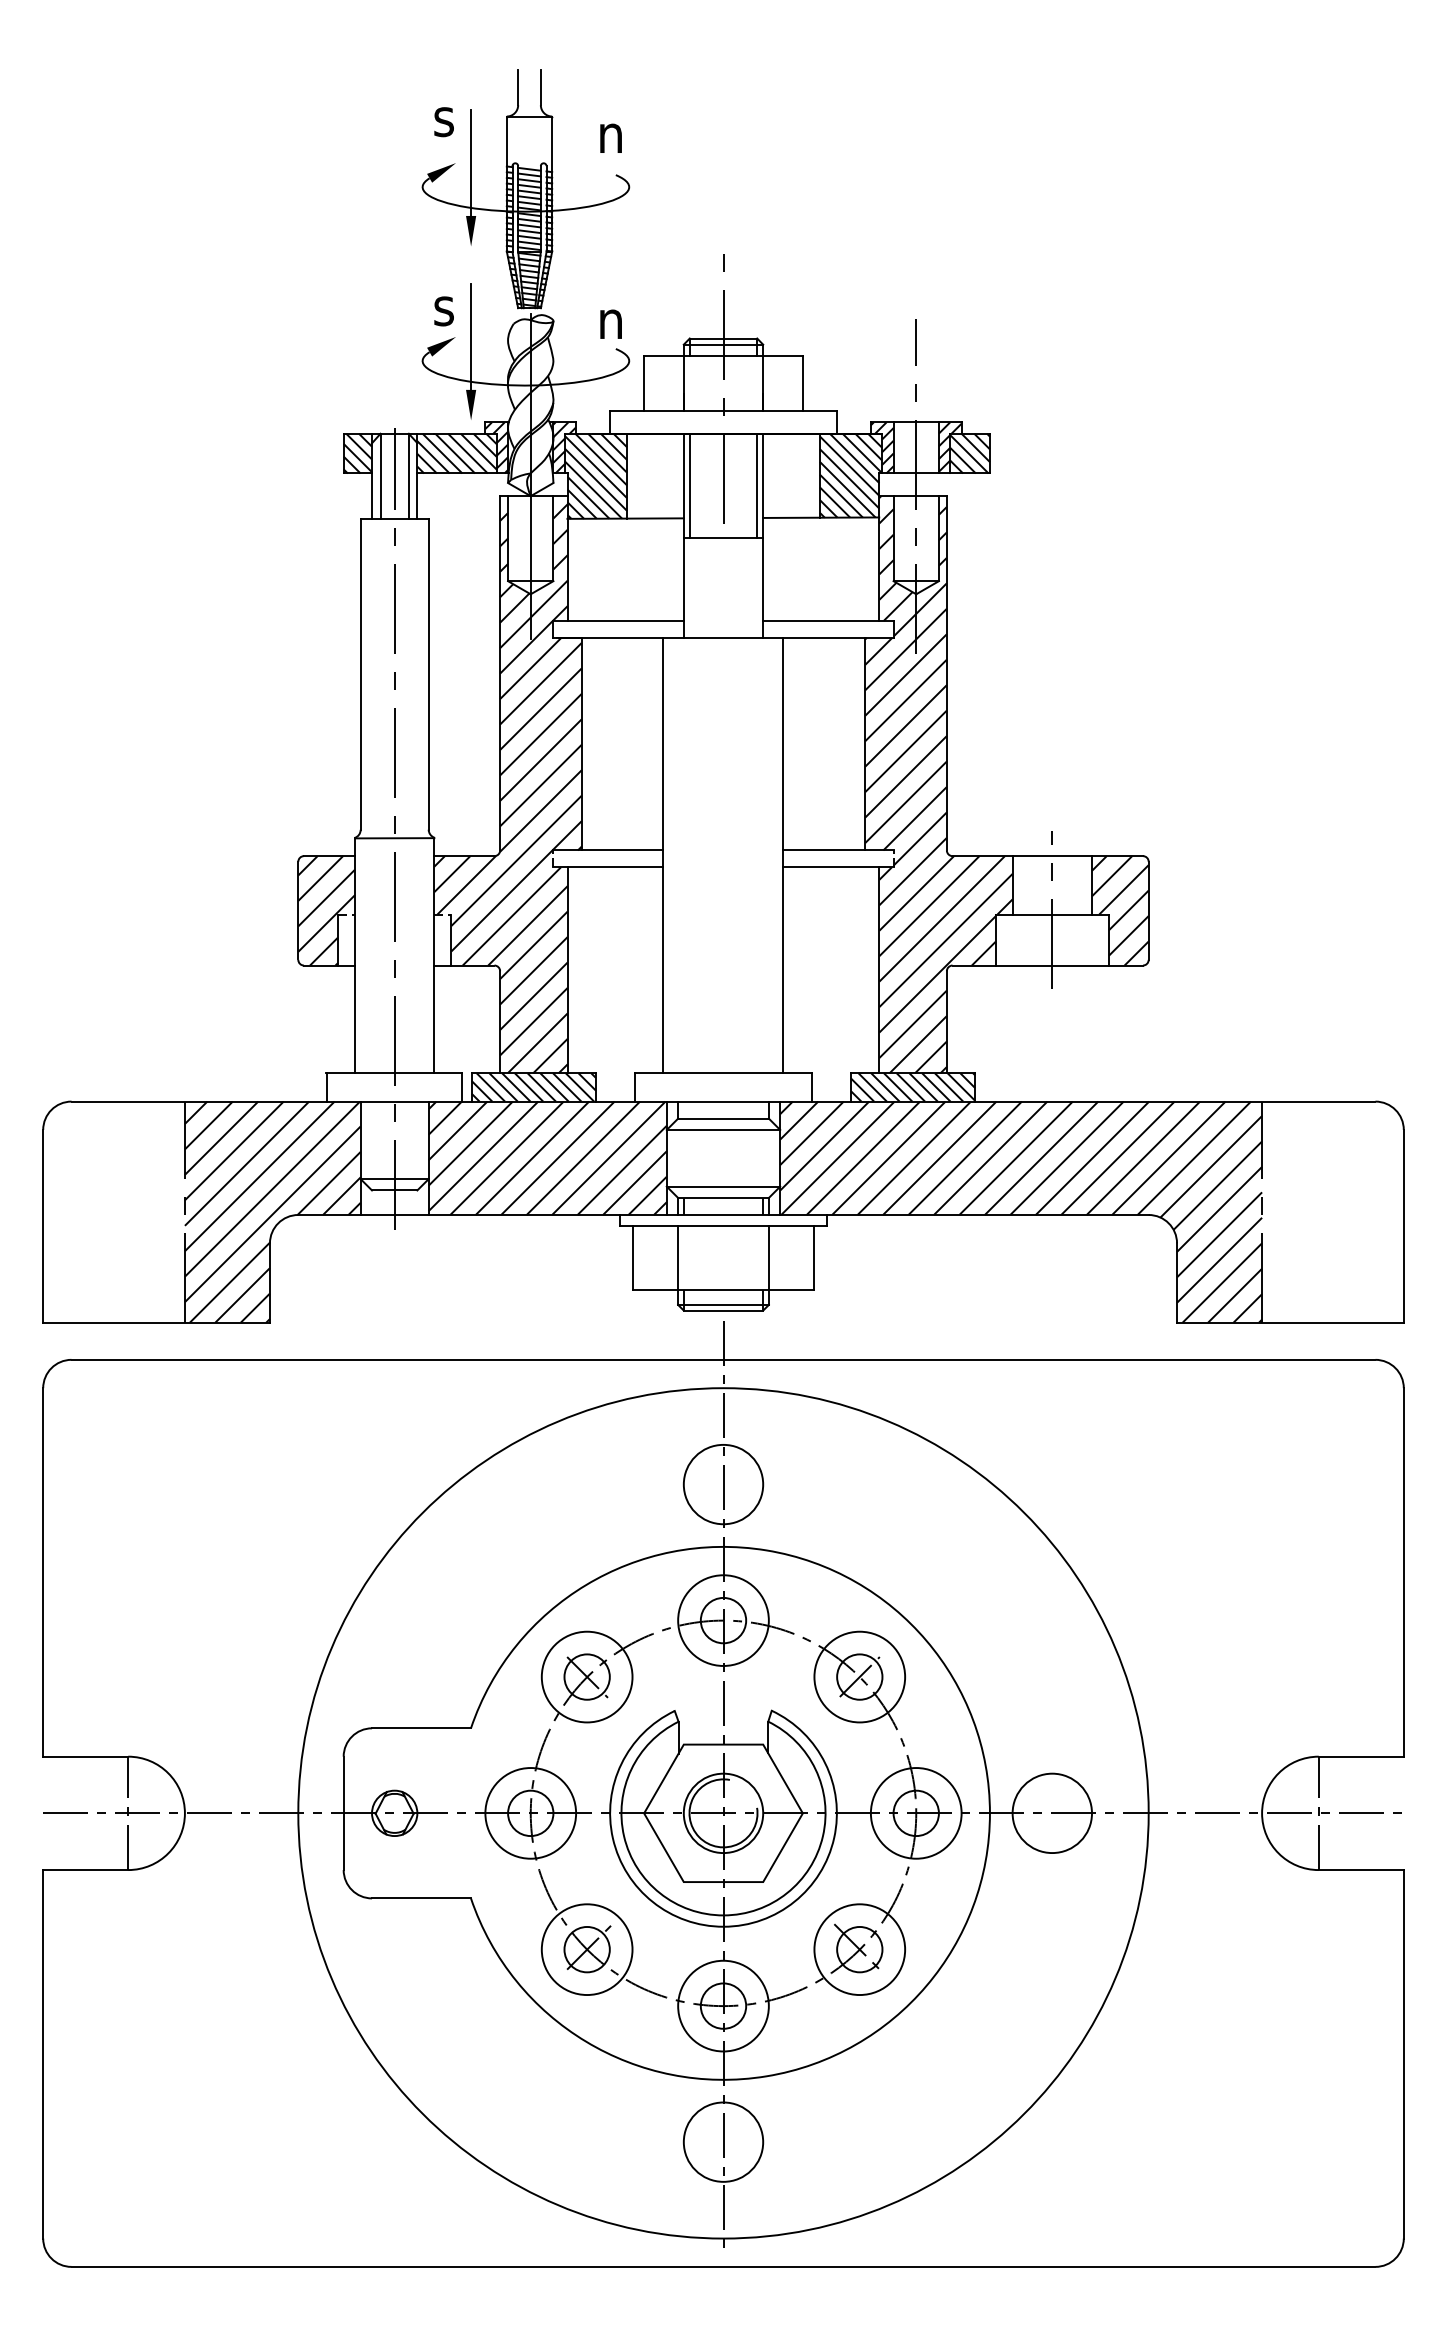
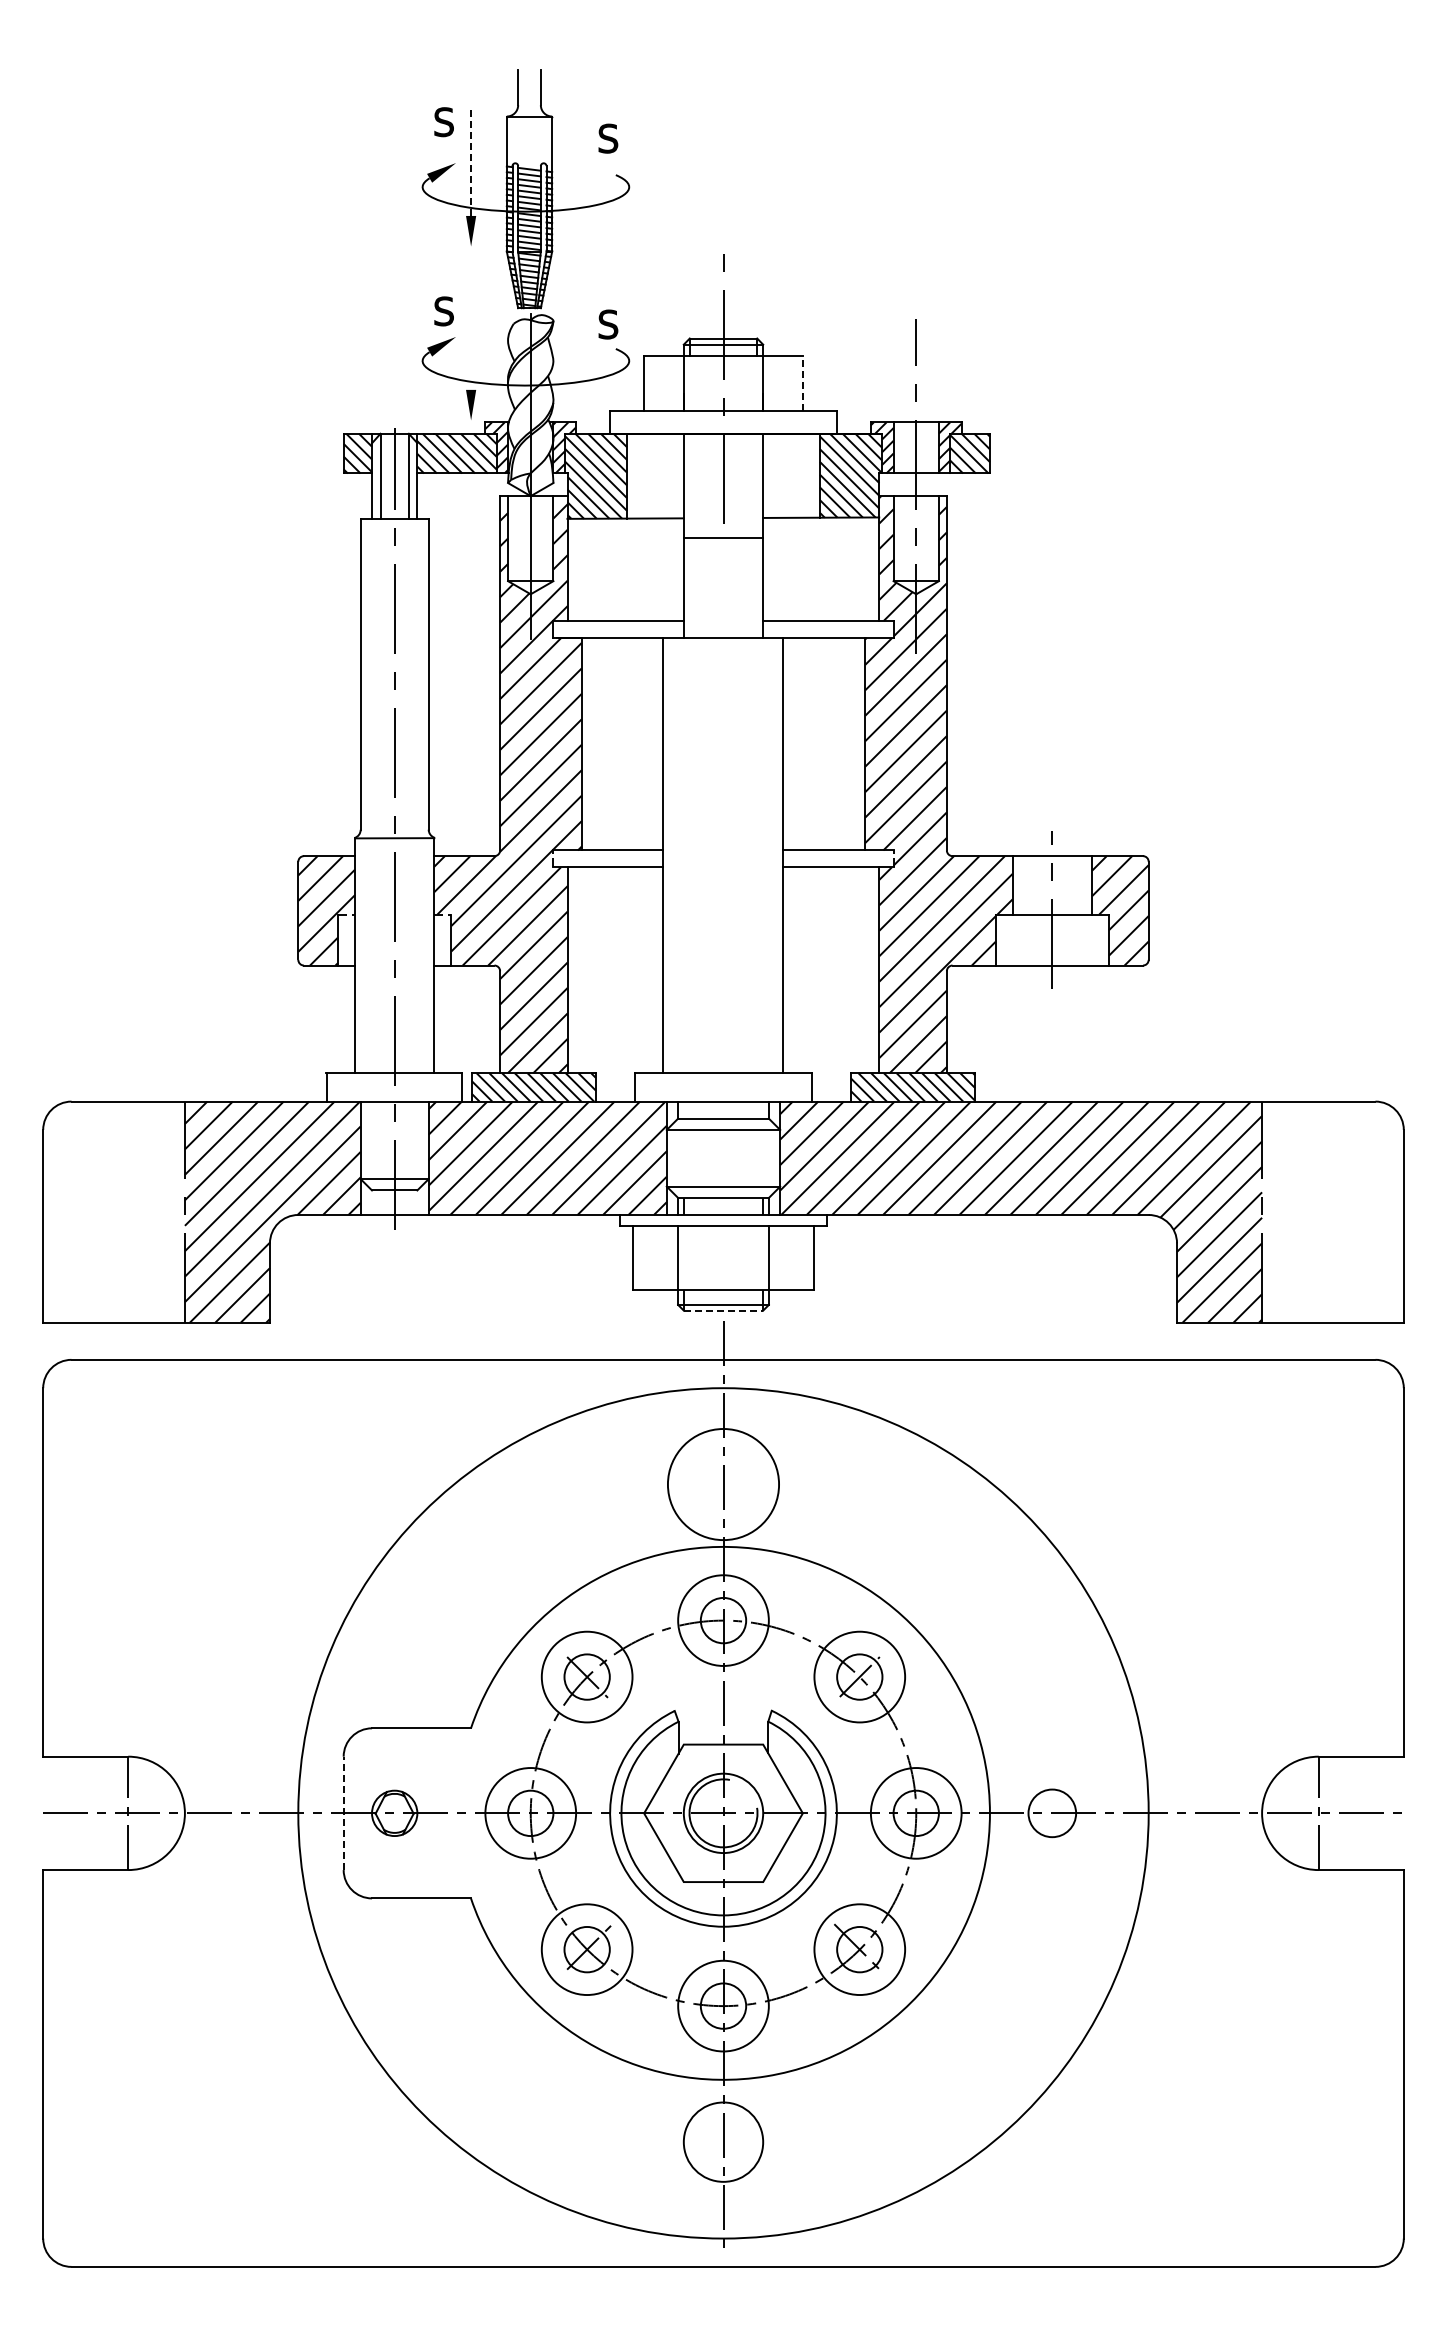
text: n -> s (609, 138)
line: solid -> dashed (471, 162)
text: n -> s (609, 324)
line: present -> none (471, 336)
line: solid -> dashed (802, 383)
line: present -> none (689, 485)
line: present -> none (757, 485)
line: solid -> dashed (723, 1310)
circle diameter: 79 px -> 111 px (723, 1484)
line: solid -> dashed (343, 1813)
circle diameter: 79 px -> 48 px (1052, 1813)
